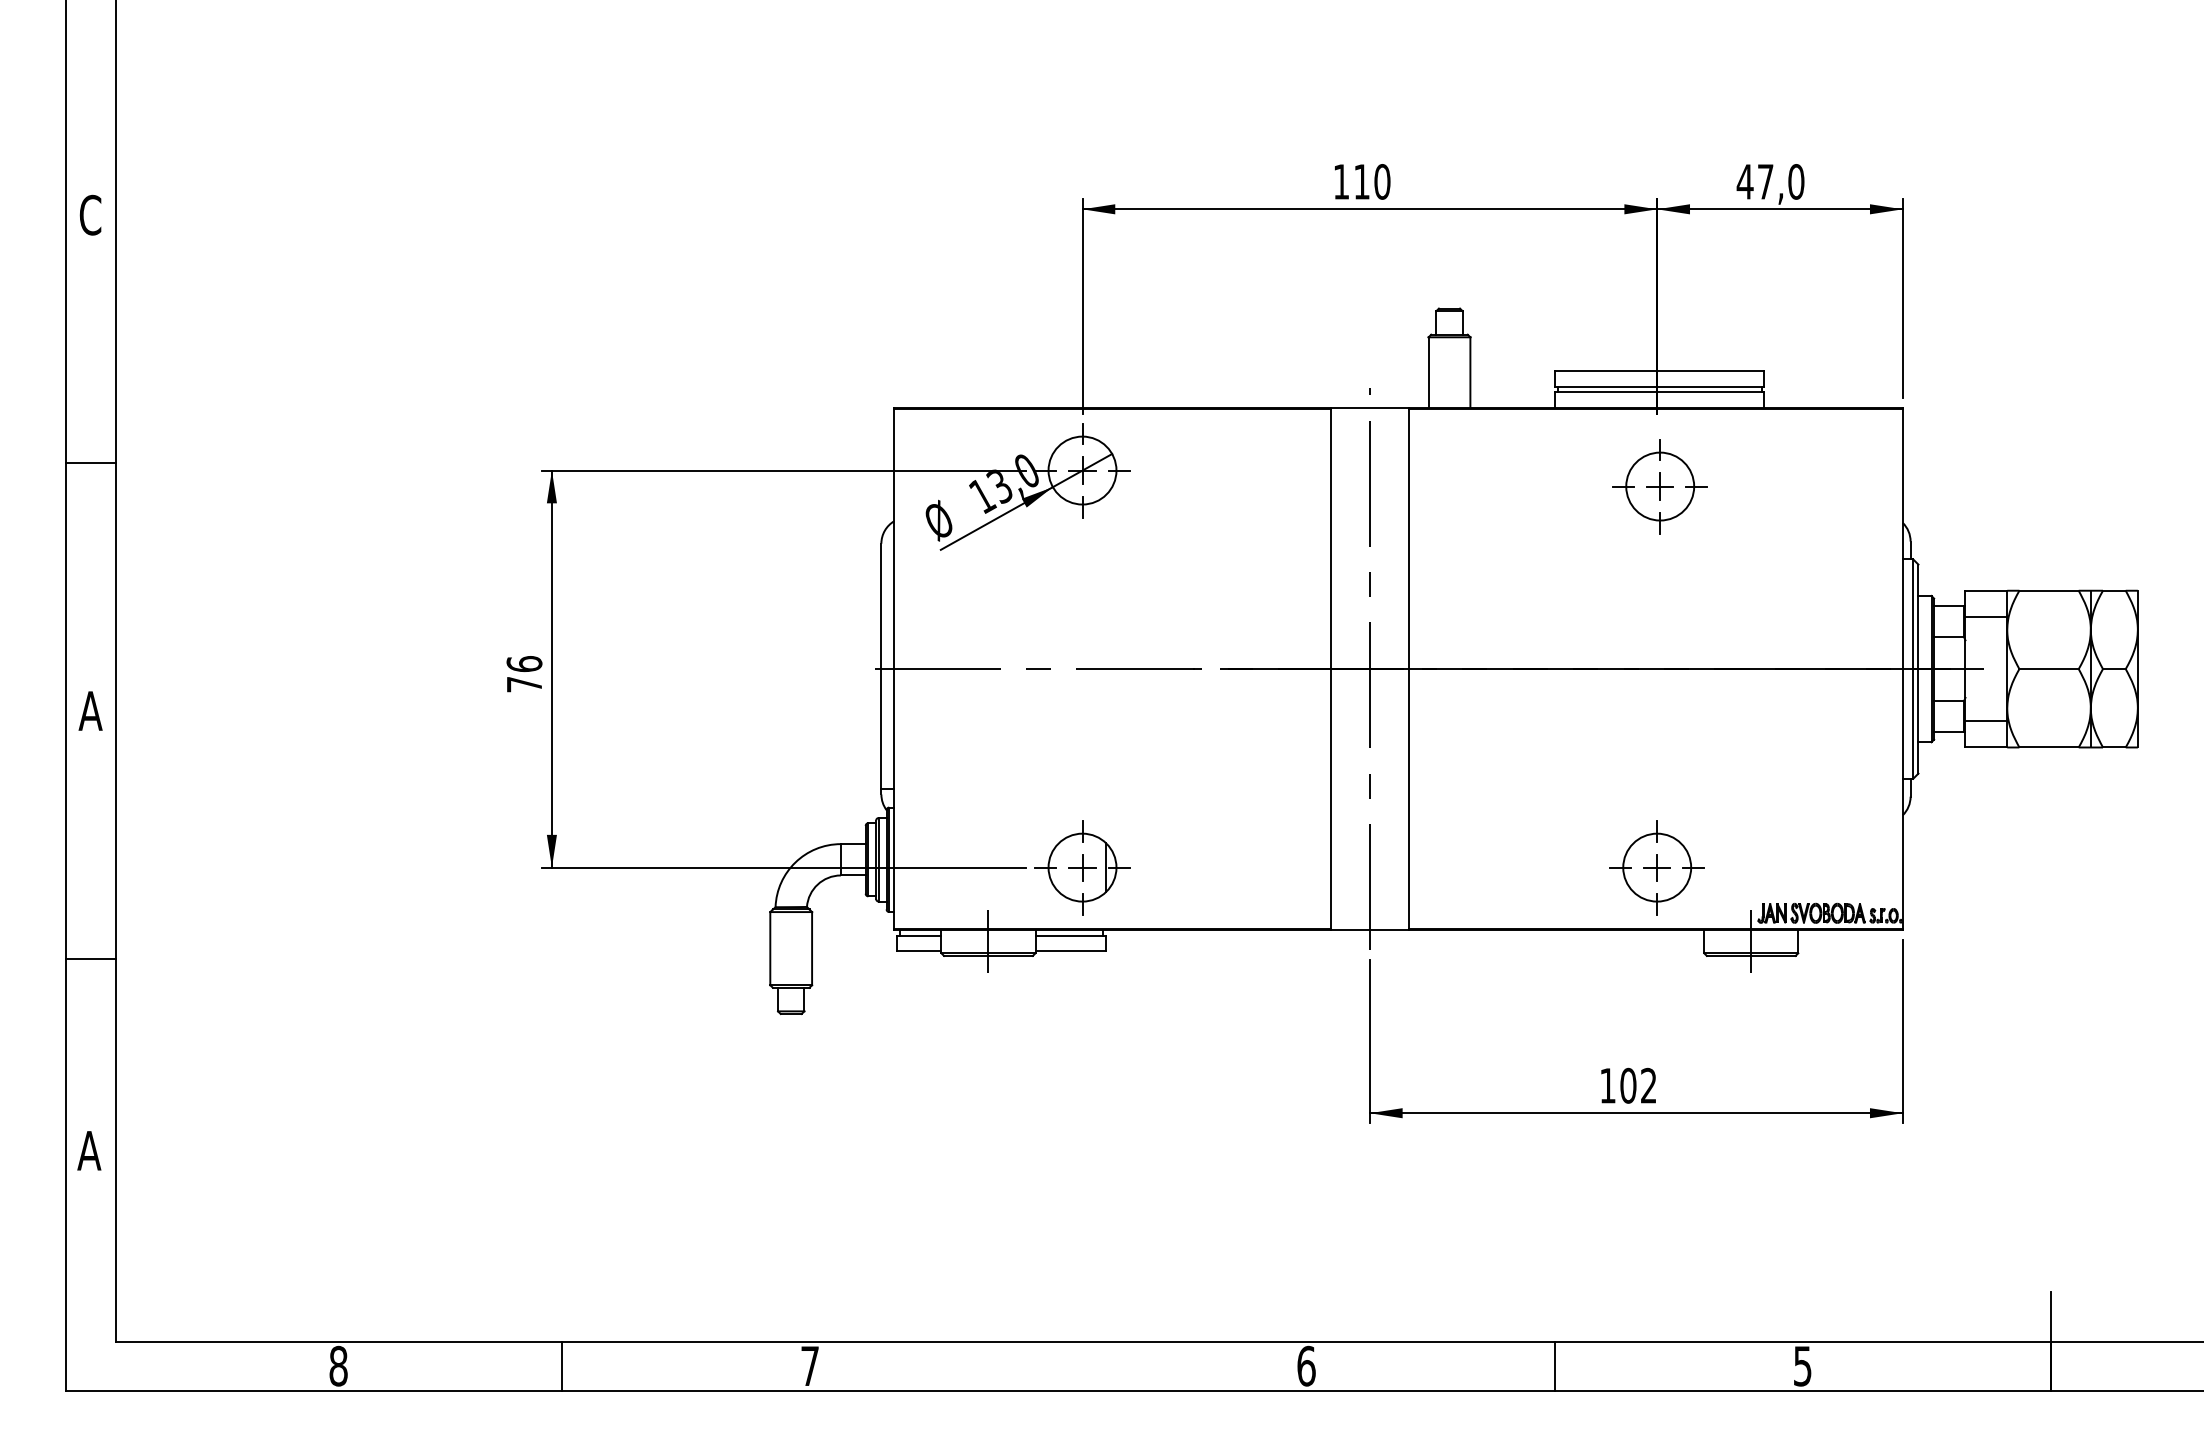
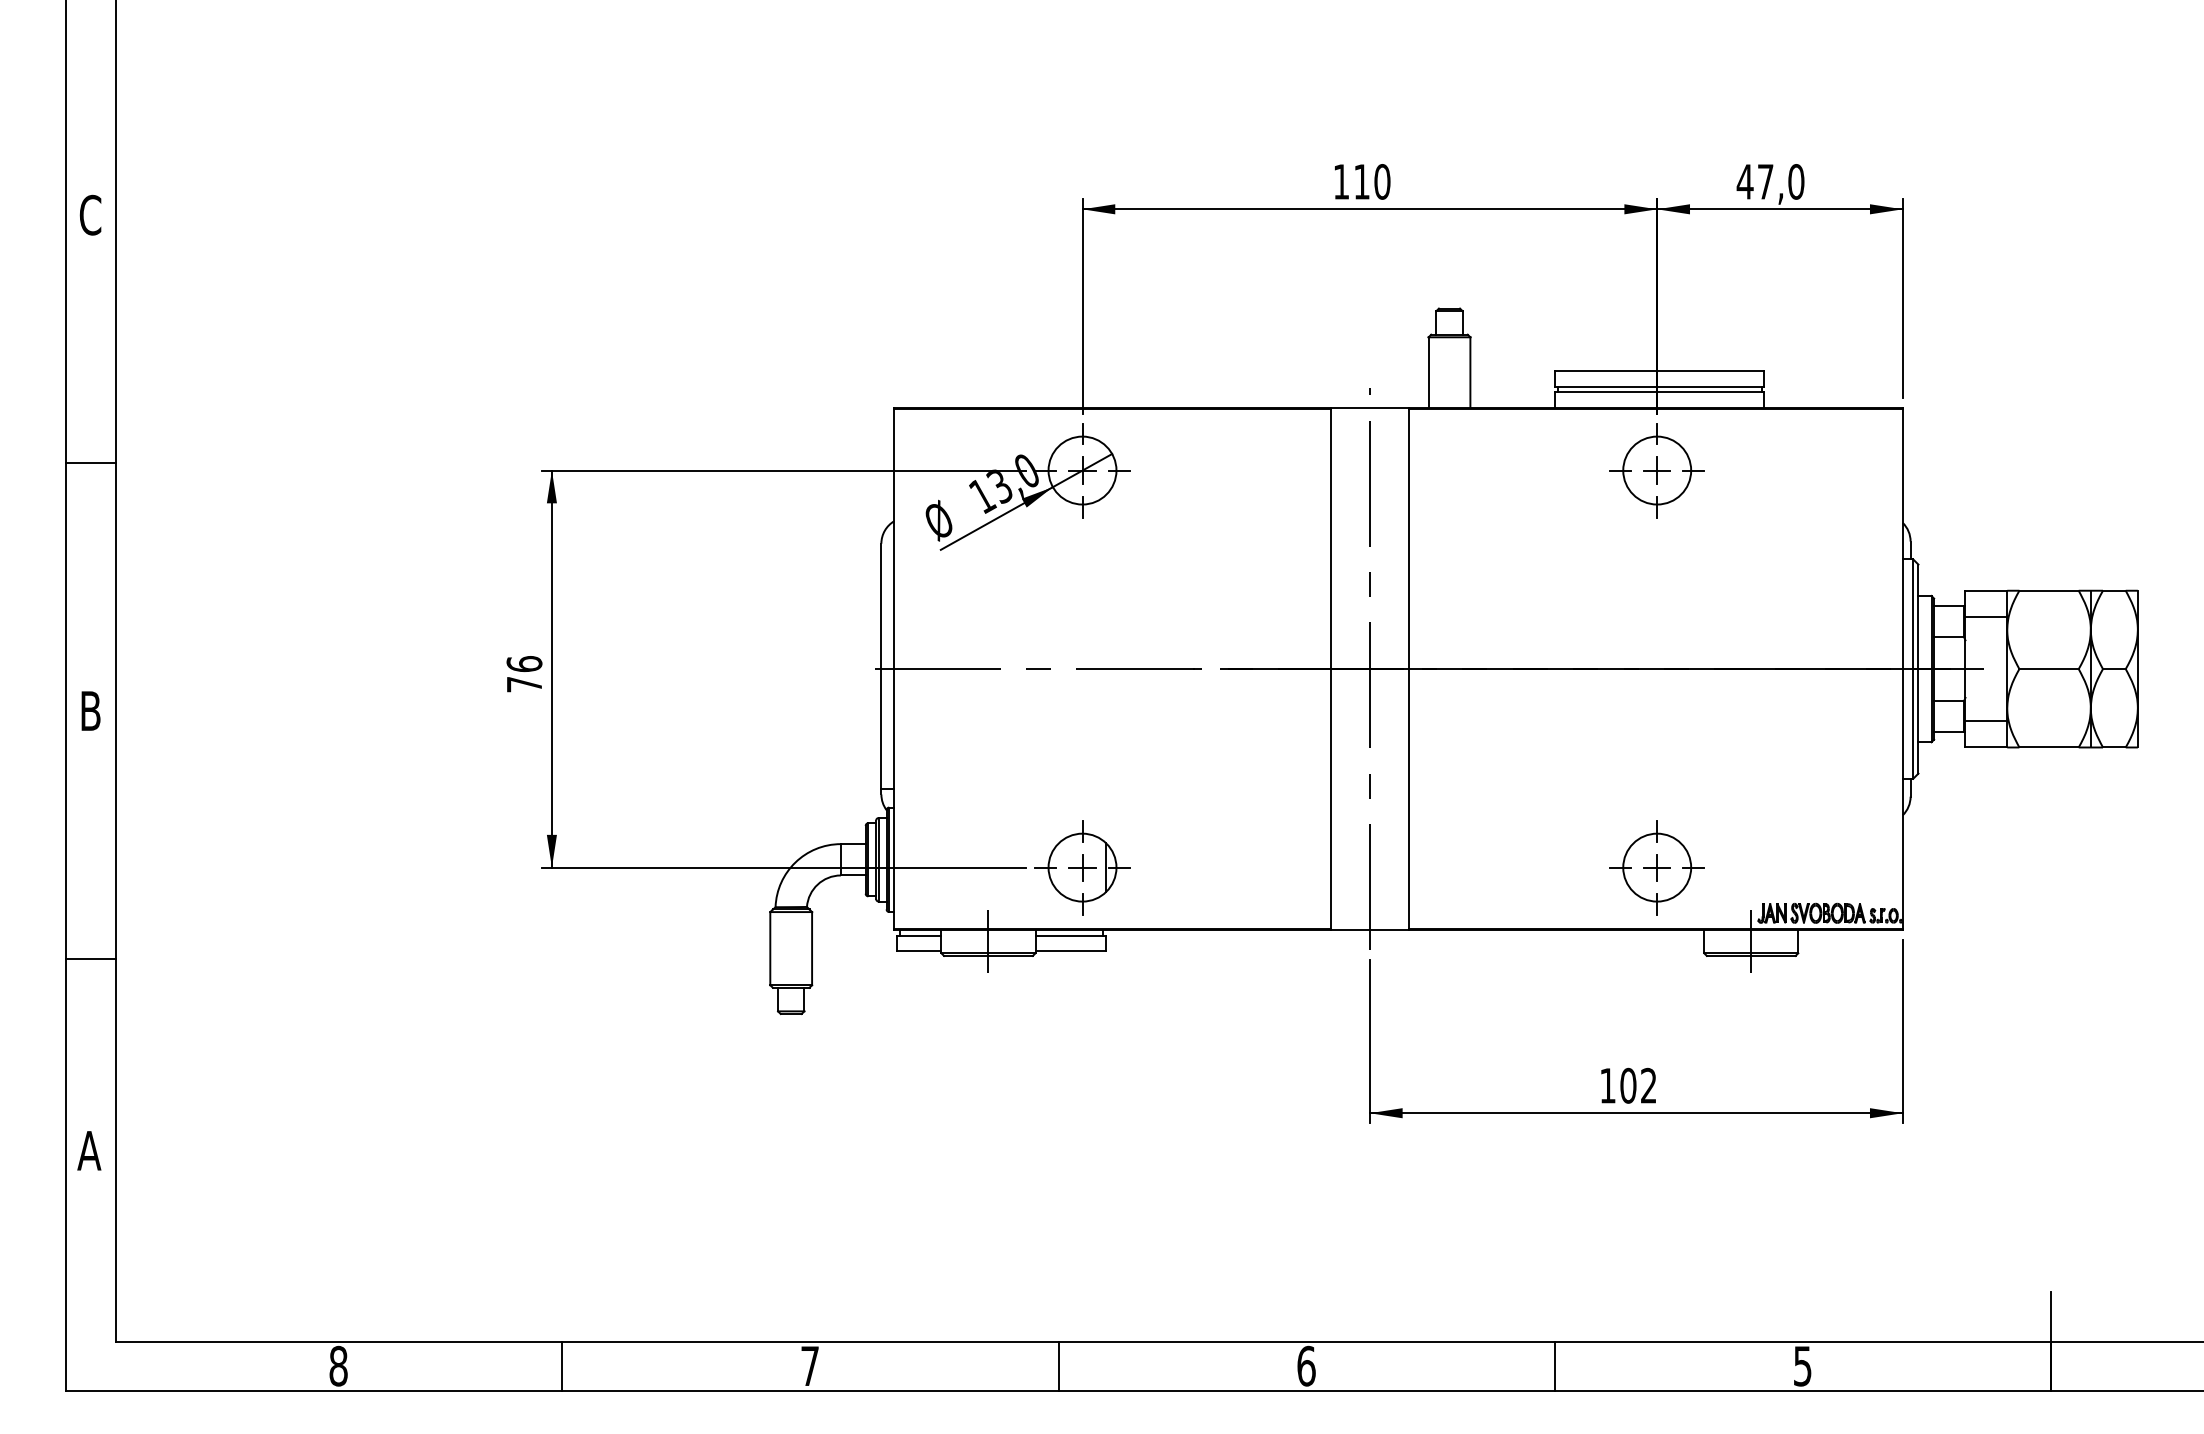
part position: (1659, 486) -> (1656, 470) (1656, 470)
text: A -> B (90, 710)
line: none -> present (1058, 1366)
